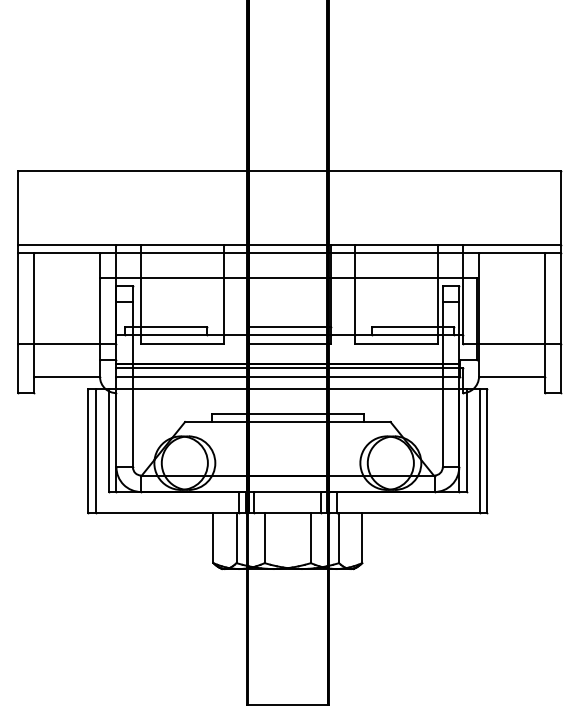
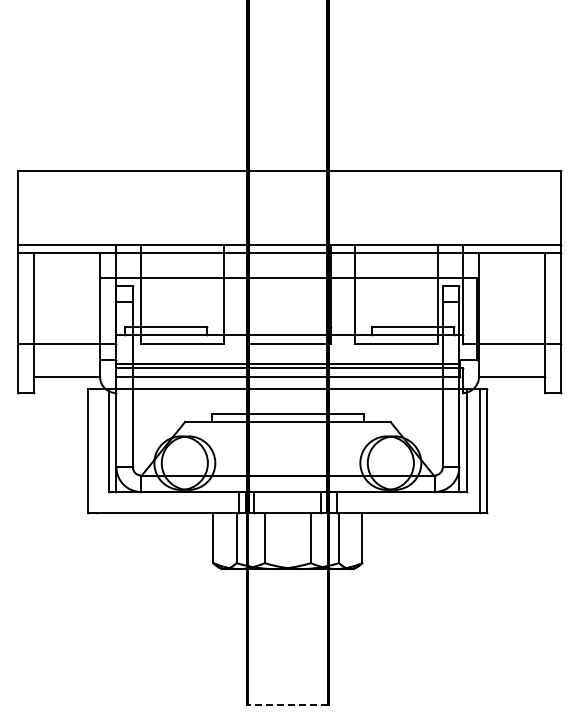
line: present -> none (289, 327)
line: present -> none (95, 450)
line: solid -> dashed (286, 705)
